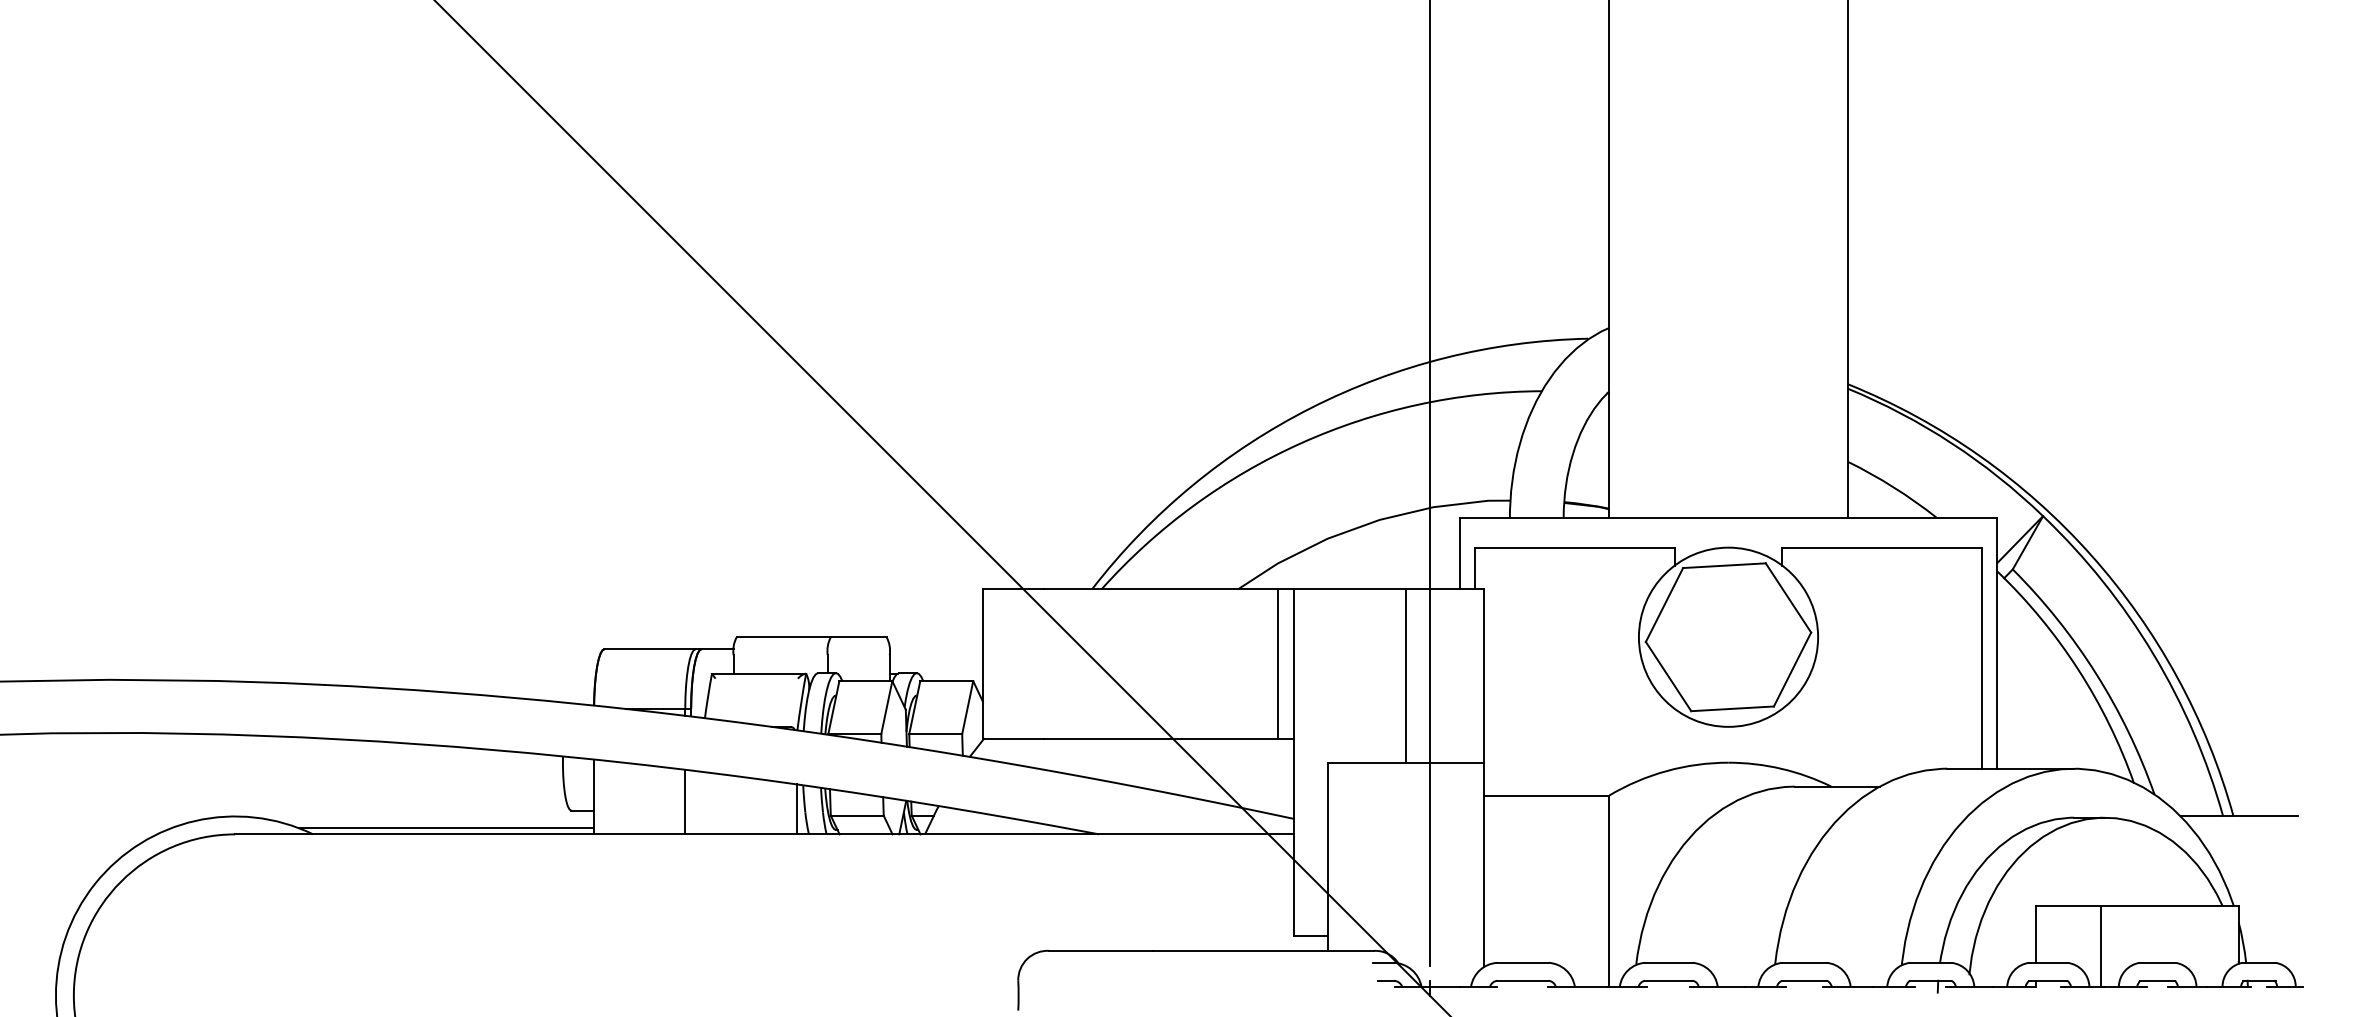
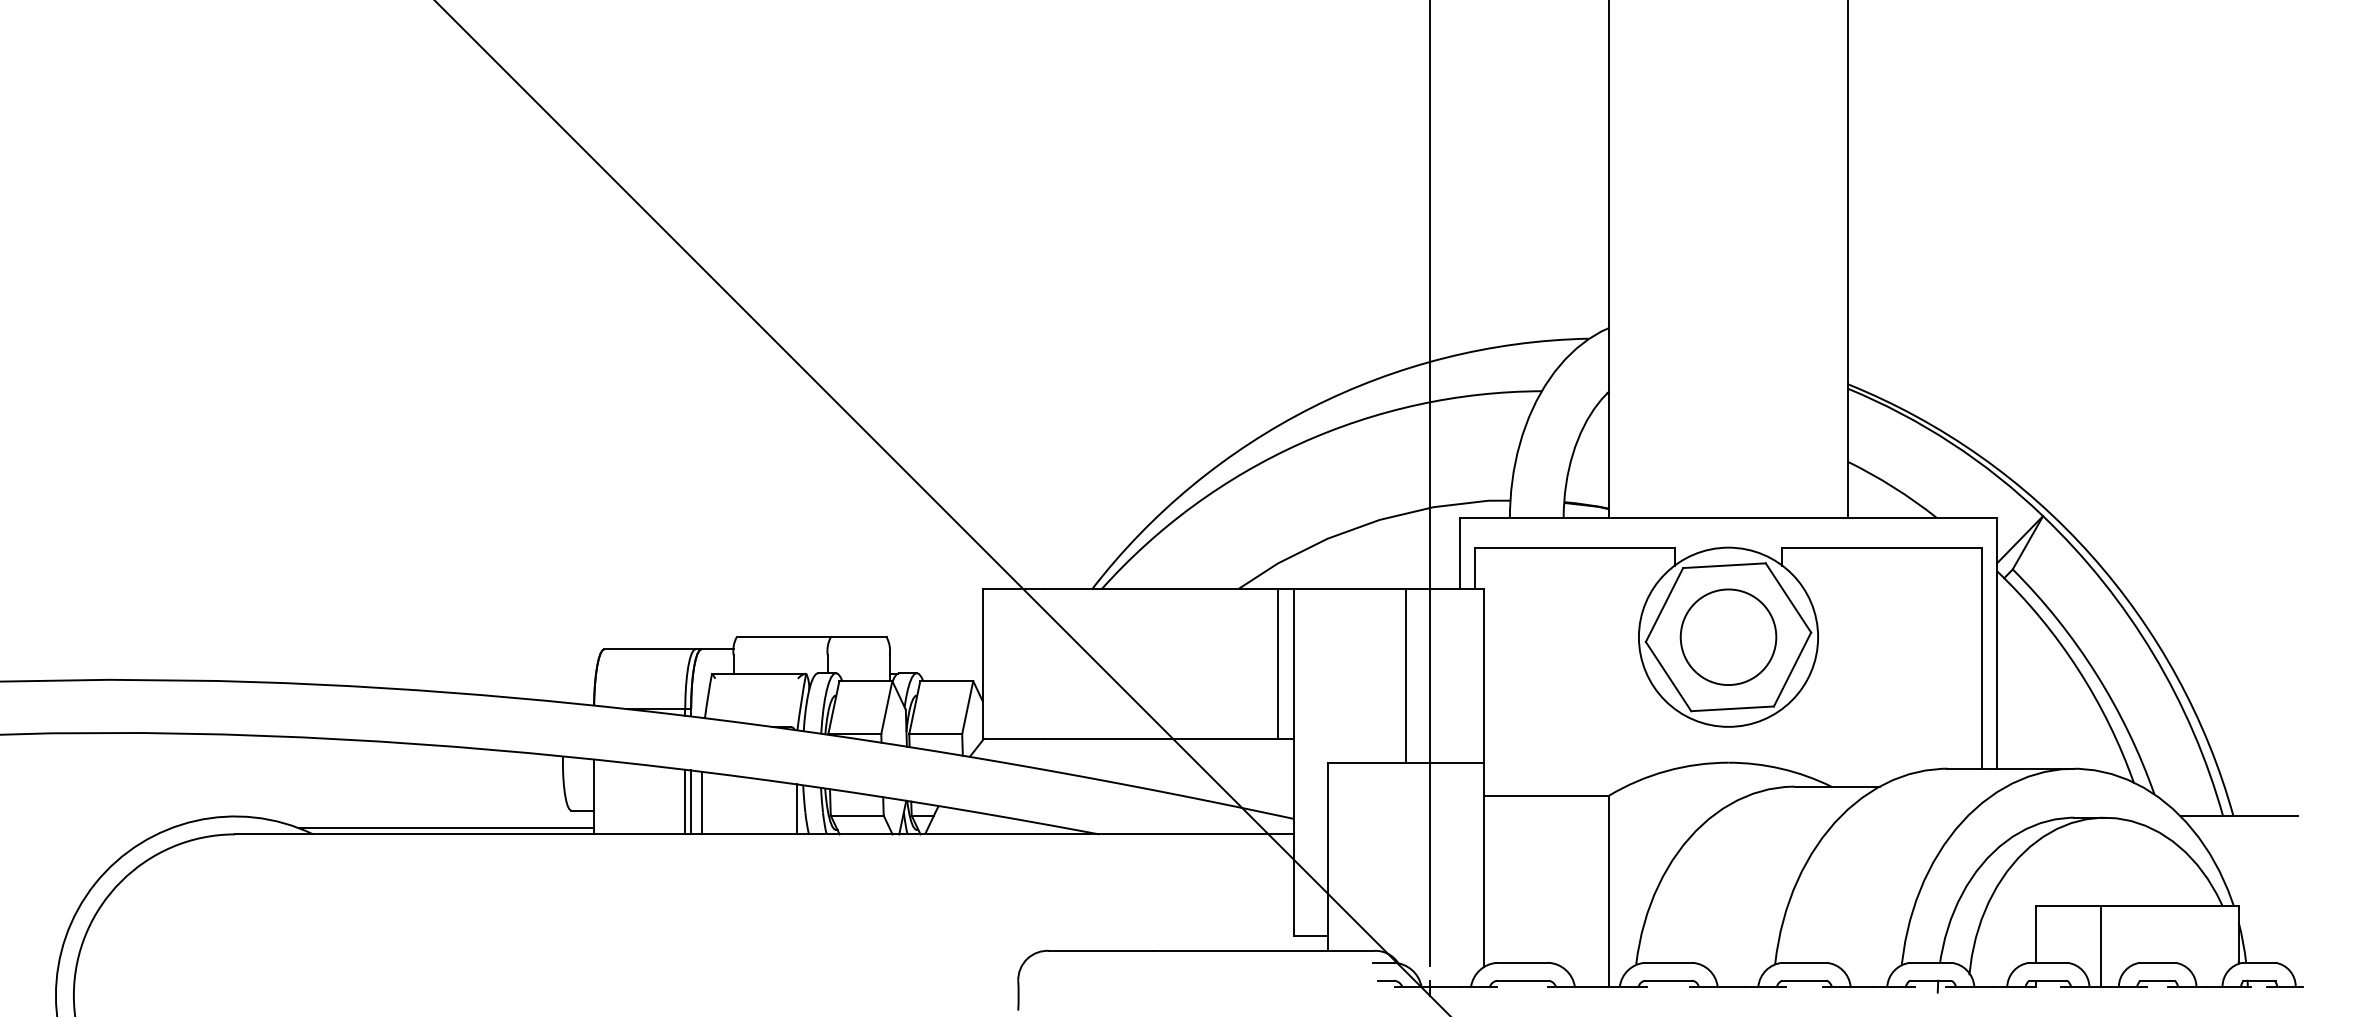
circle: none -> present (1728, 636)
line: none -> present (691, 802)
line: none -> present (702, 802)
